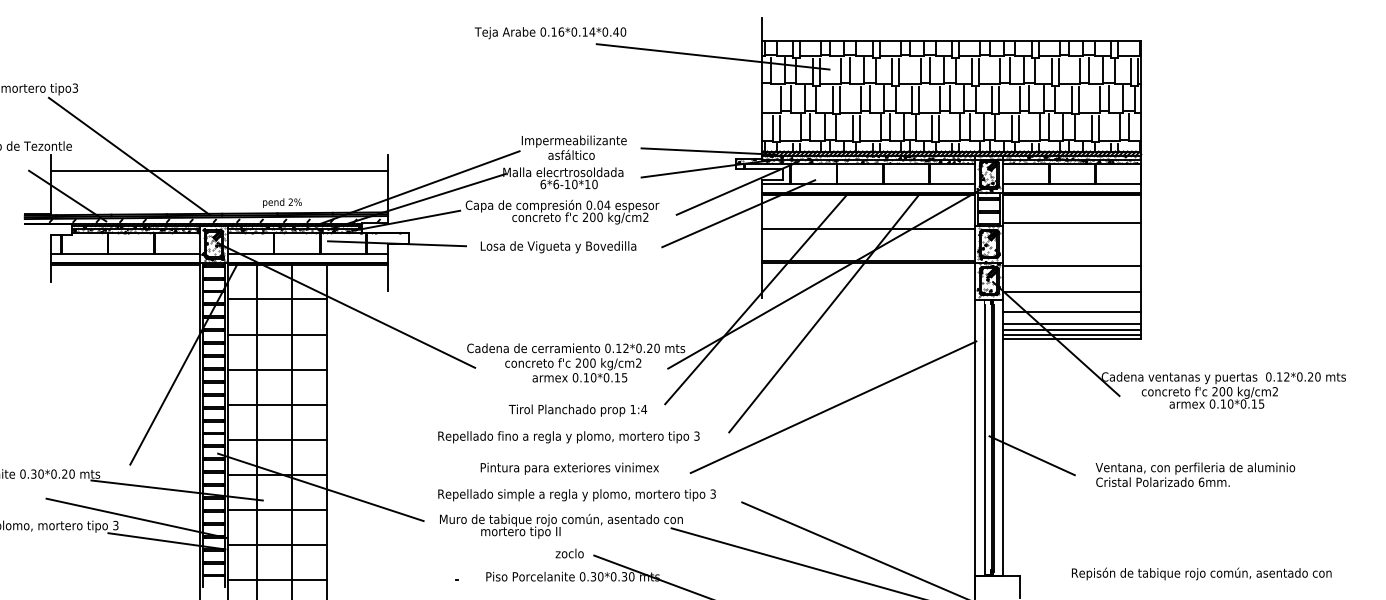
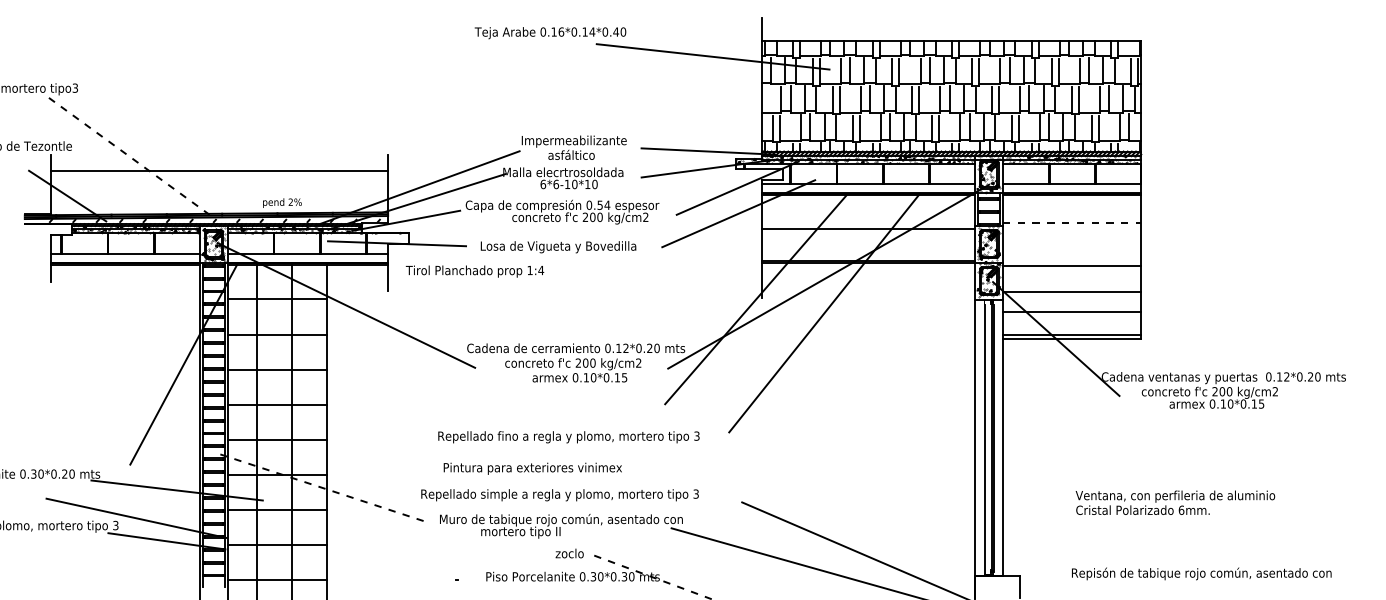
line: solid -> dashed (129, 156)
text: 0.04 -> 0.54 (599, 204)
line: solid -> dashed (1072, 223)
line: present -> none (1071, 324)
line: present -> none (1071, 330)
line: present -> none (833, 407)
text position: (577, 410) -> (474, 271) (474, 271)
line: present -> none (1031, 455)
text position: (569, 468) -> (532, 468) (532, 468)
text position: (1195, 474) -> (1175, 502) (1175, 502)
line: solid -> dashed (320, 487)
text position: (576, 495) -> (559, 495) (559, 495)
line: solid -> dashed (654, 577)
